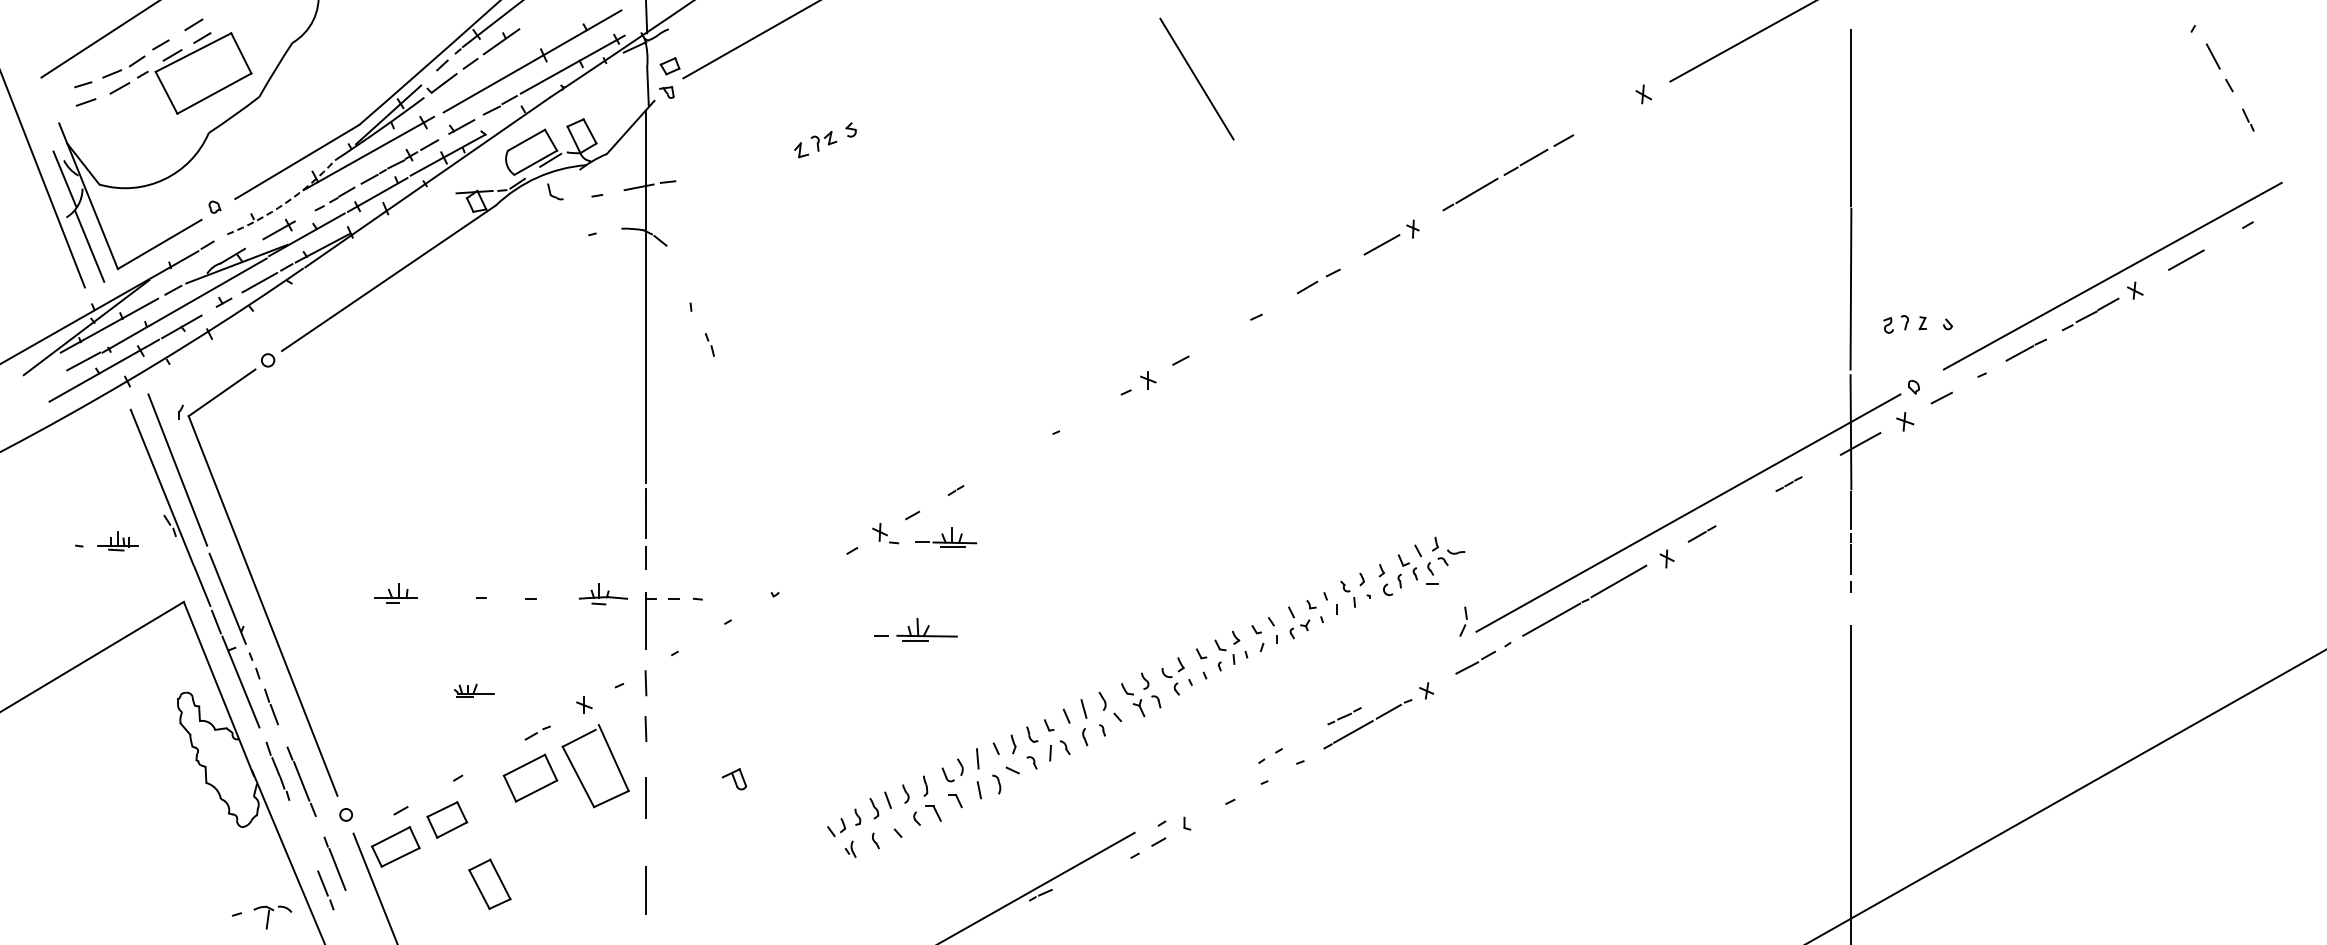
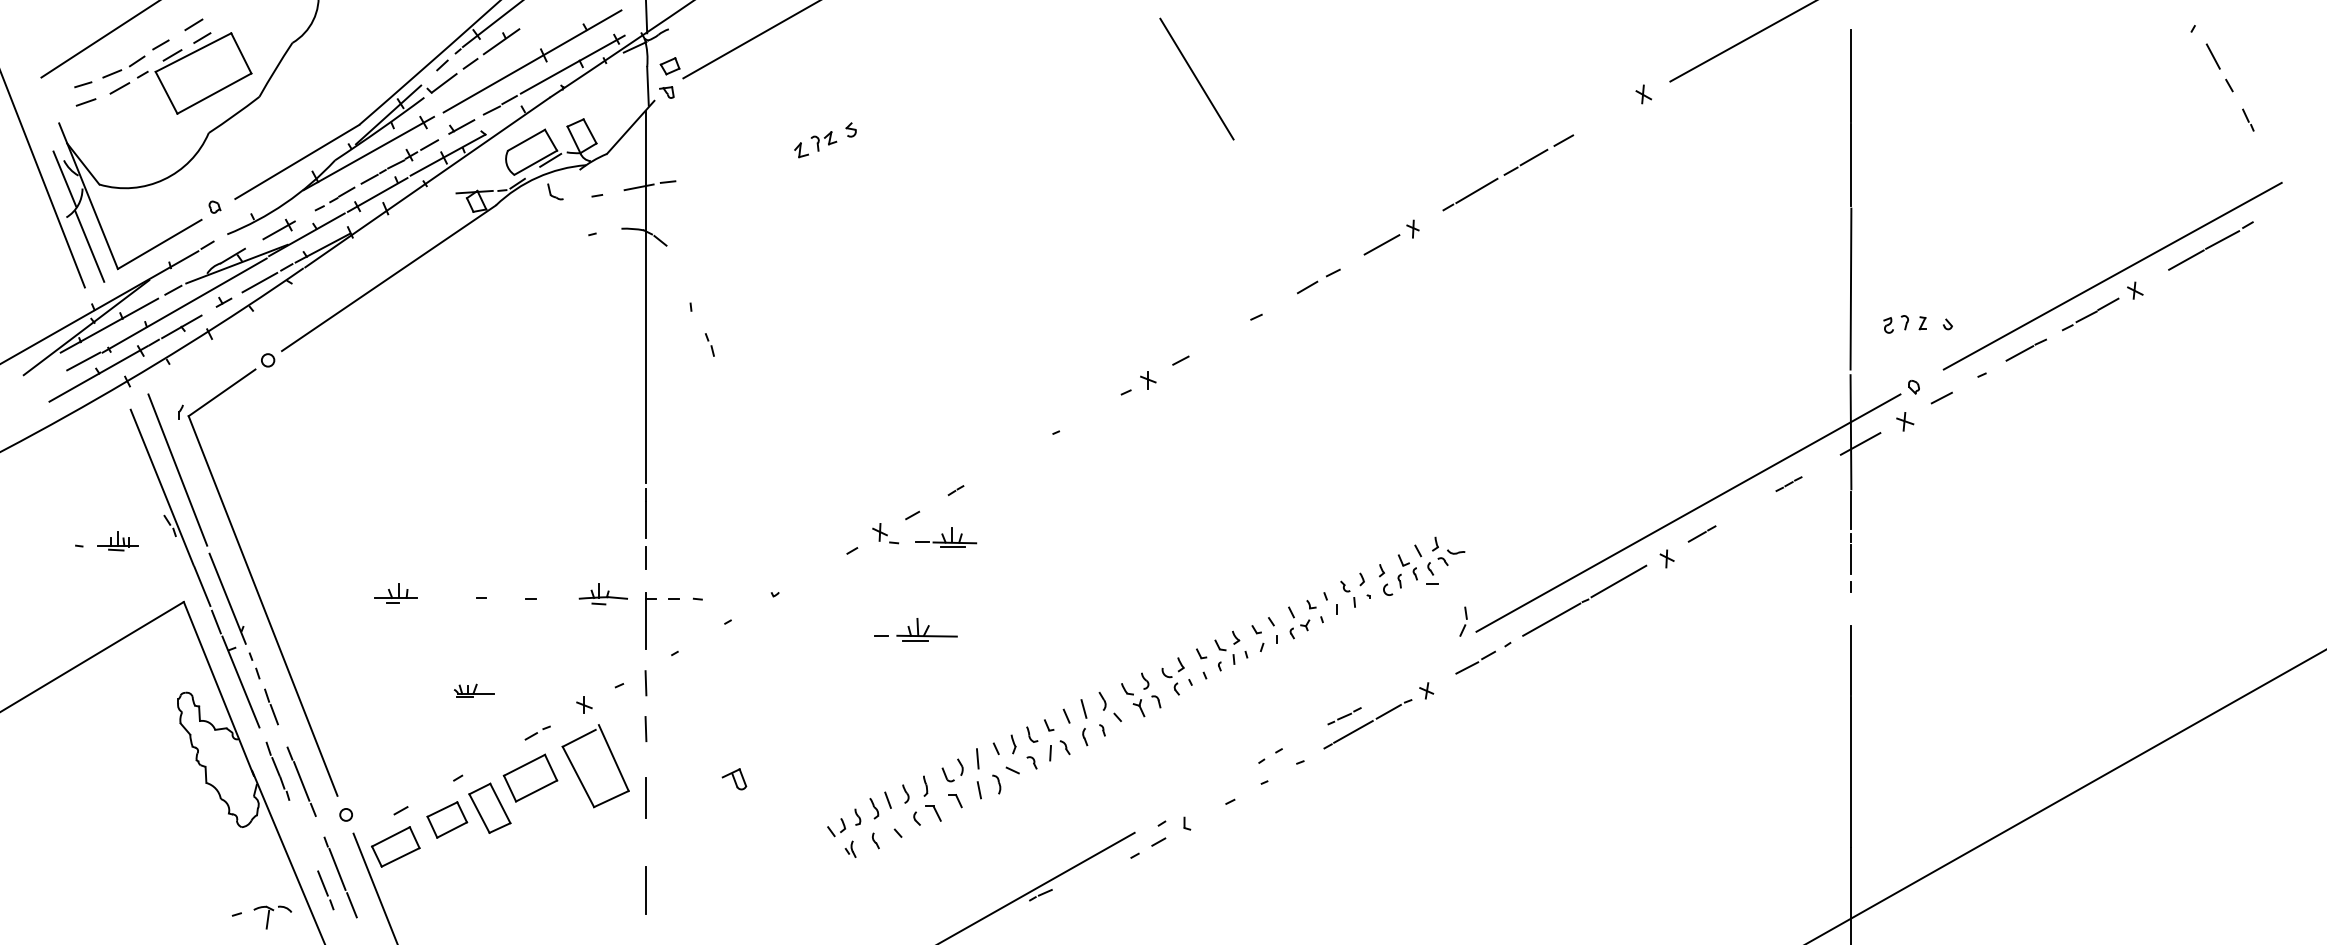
arc: dashed -> solid (285, 203)
line: none -> present (2222, 239)
part position: (489, 883) -> (489, 807) (489, 807)
line: none -> present (351, 905)
